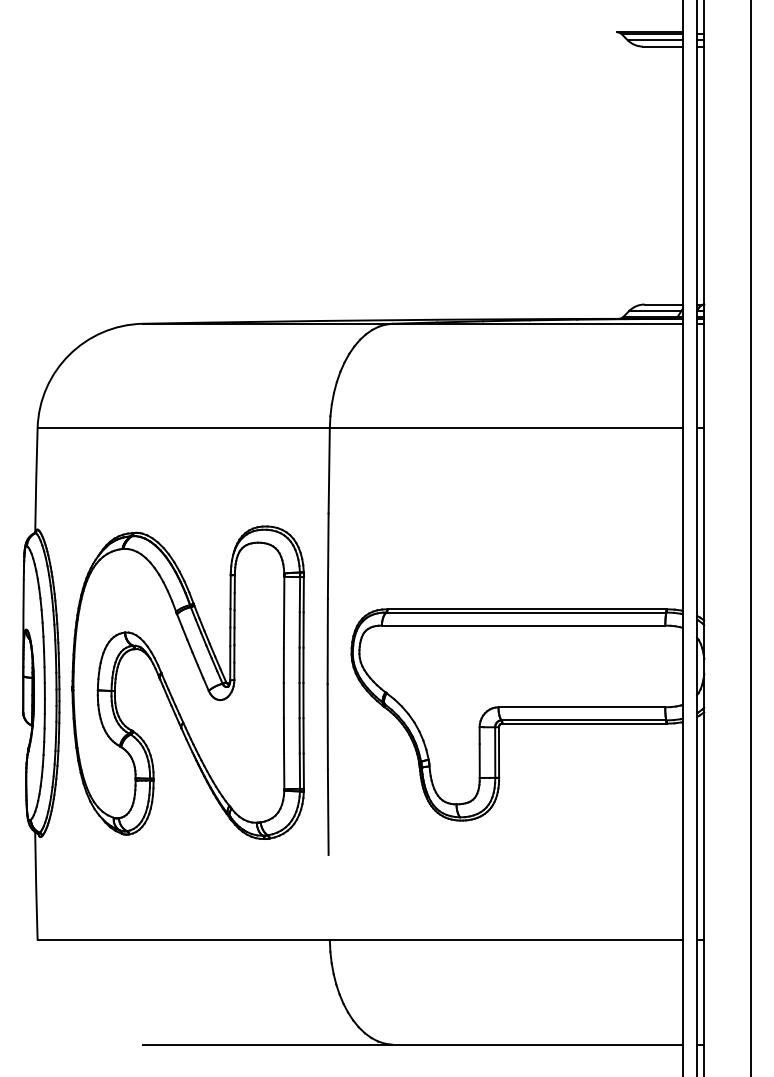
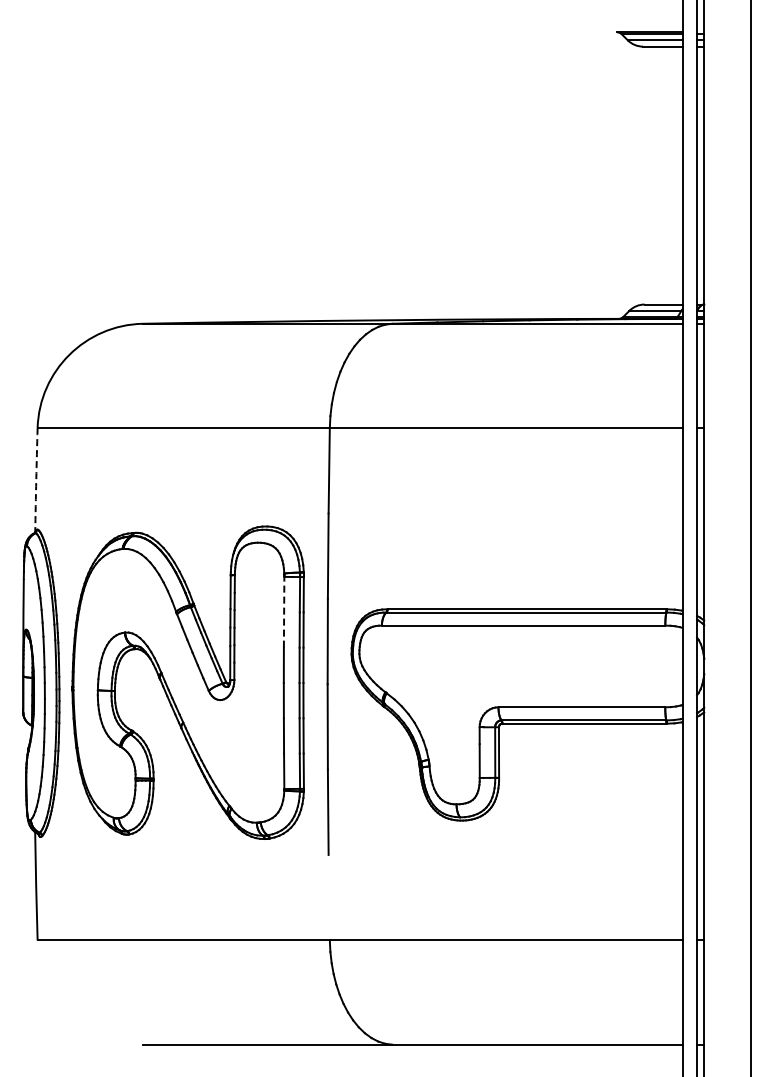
arc: solid -> dashed (36, 480)
line: solid -> dashed (284, 611)
